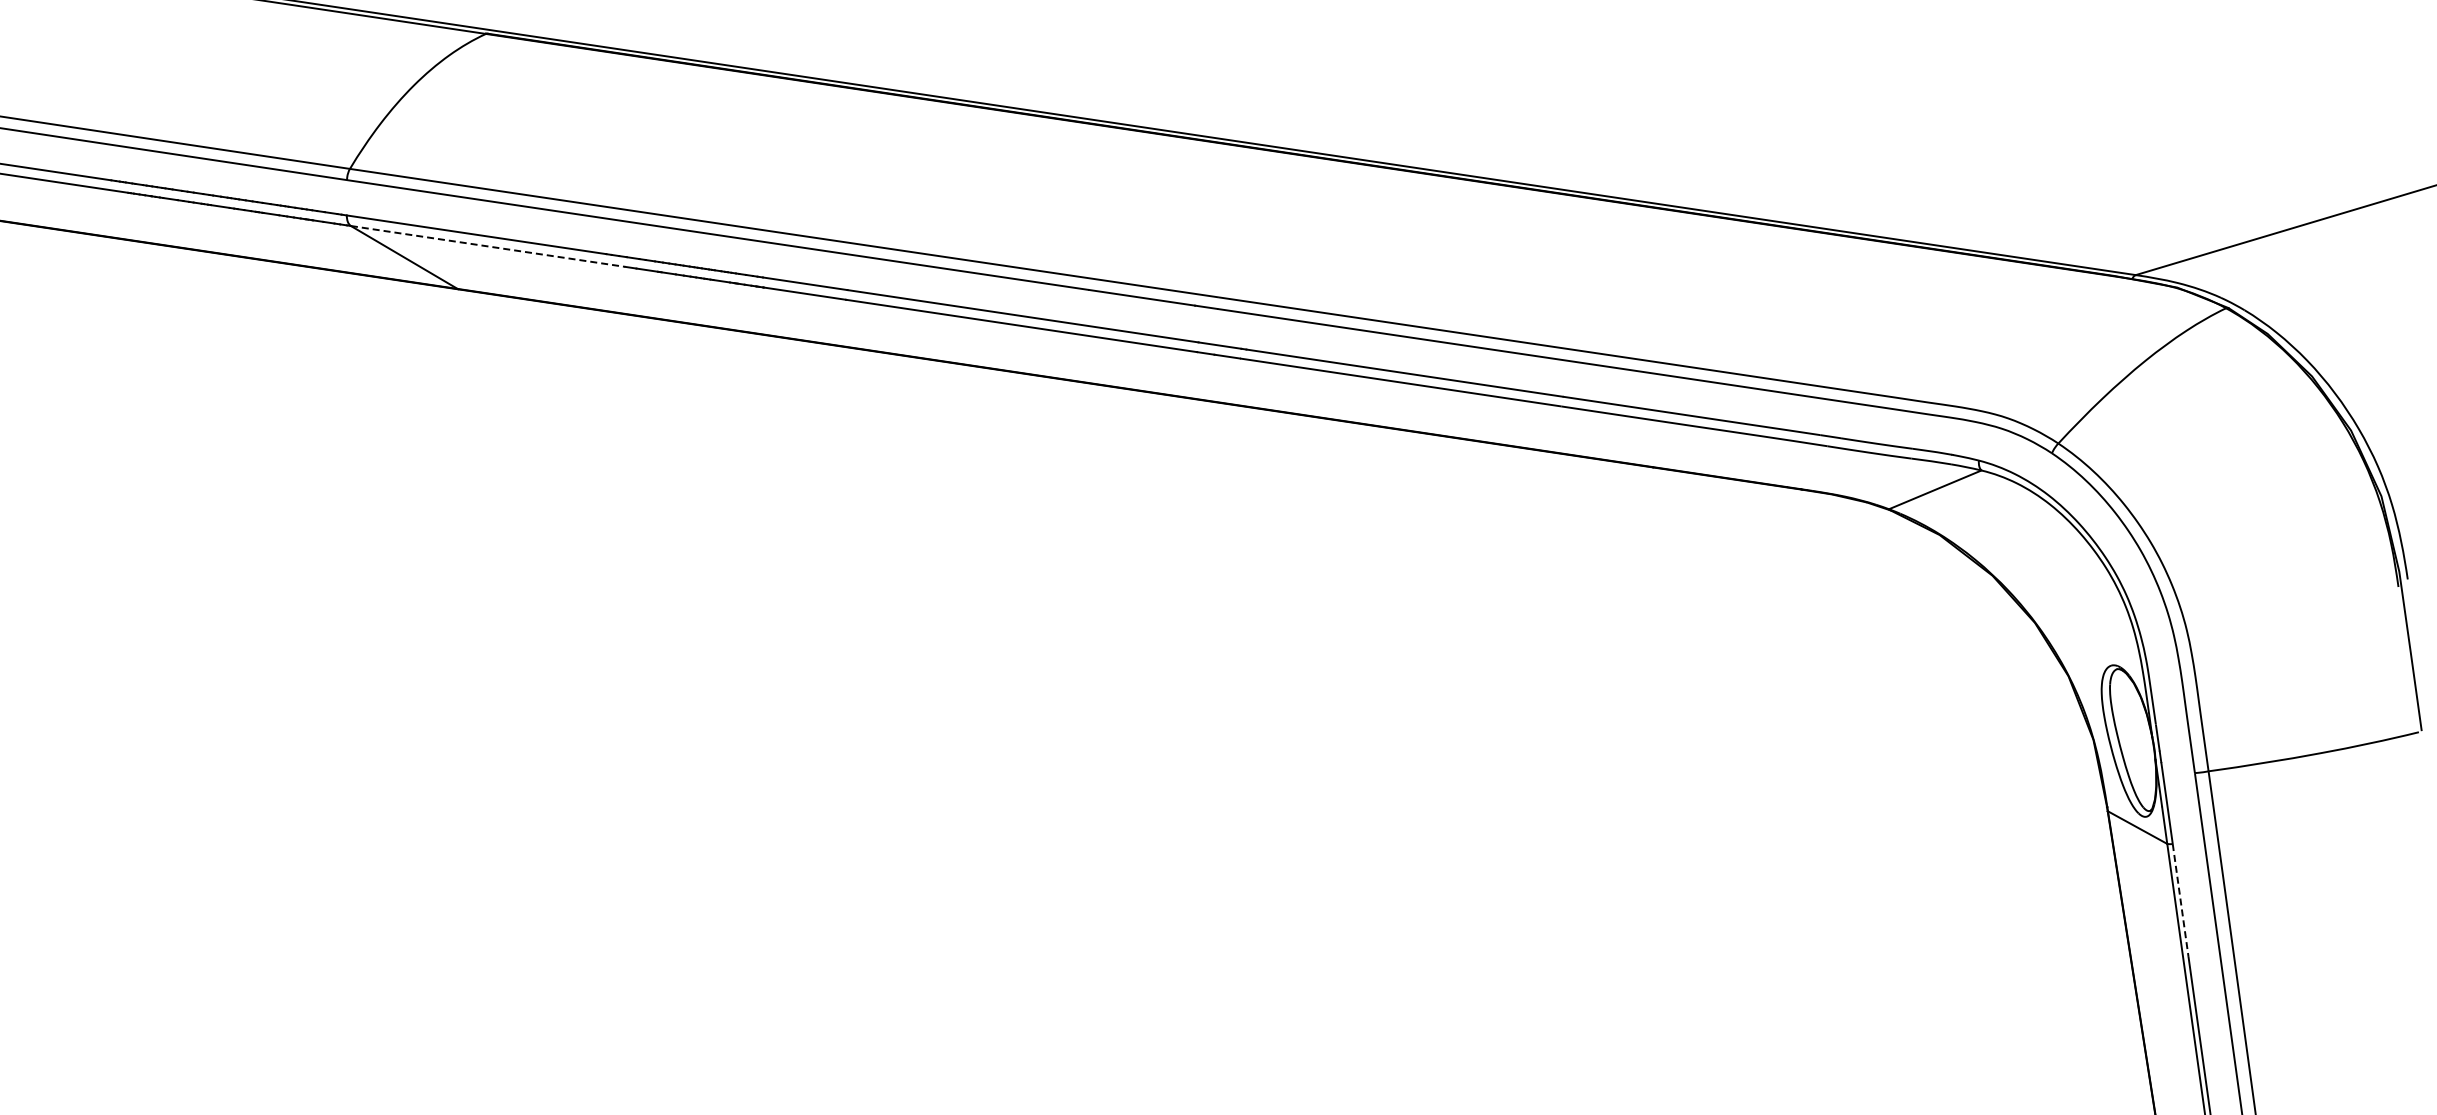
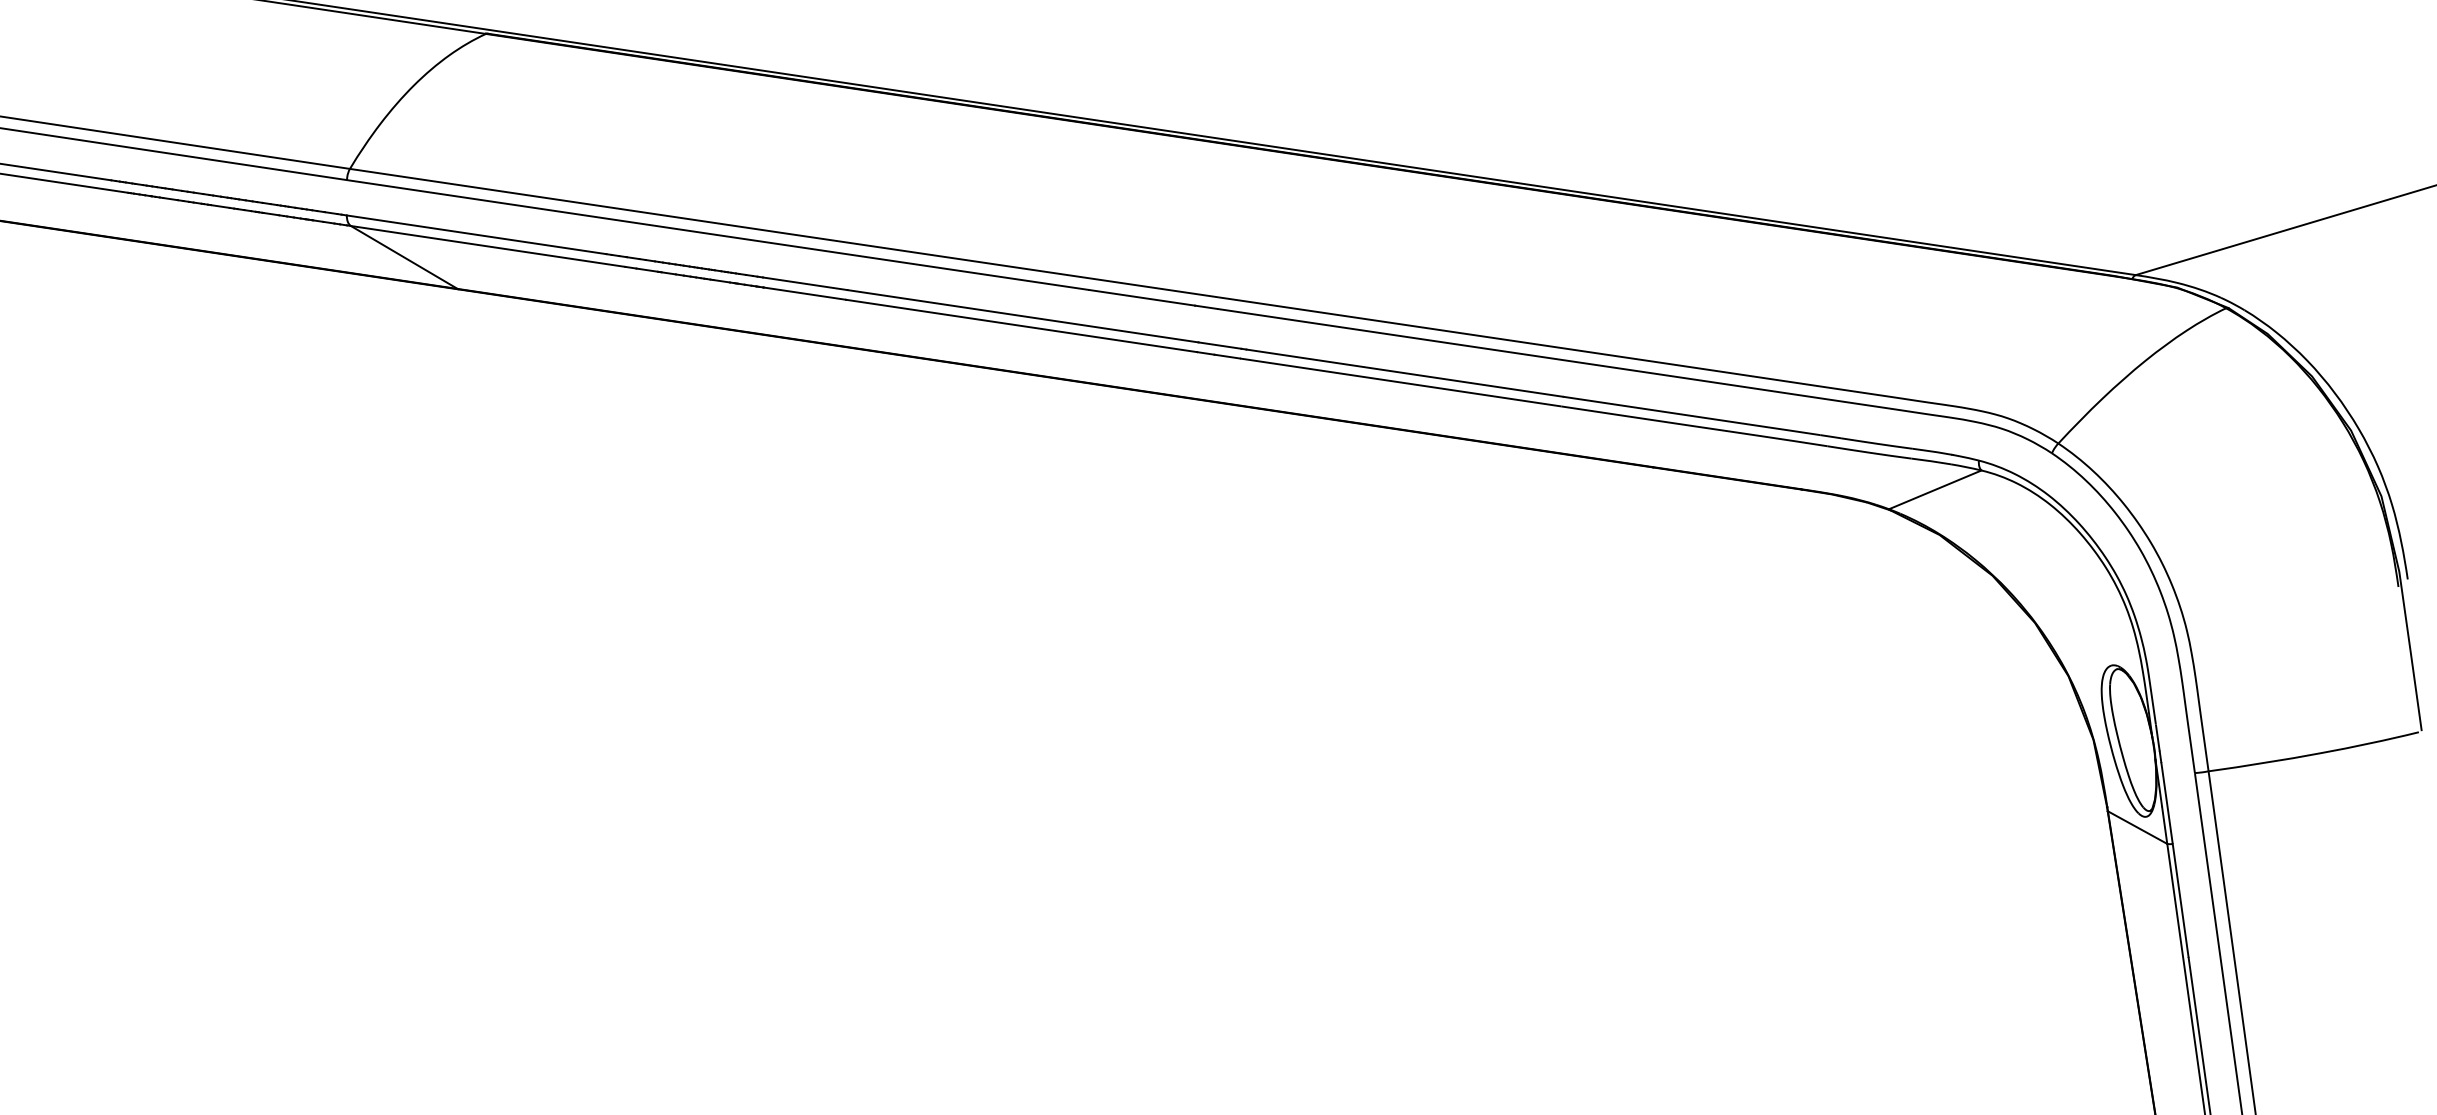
line: dashed -> solid (488, 246)
line: dashed -> solid (2180, 900)
